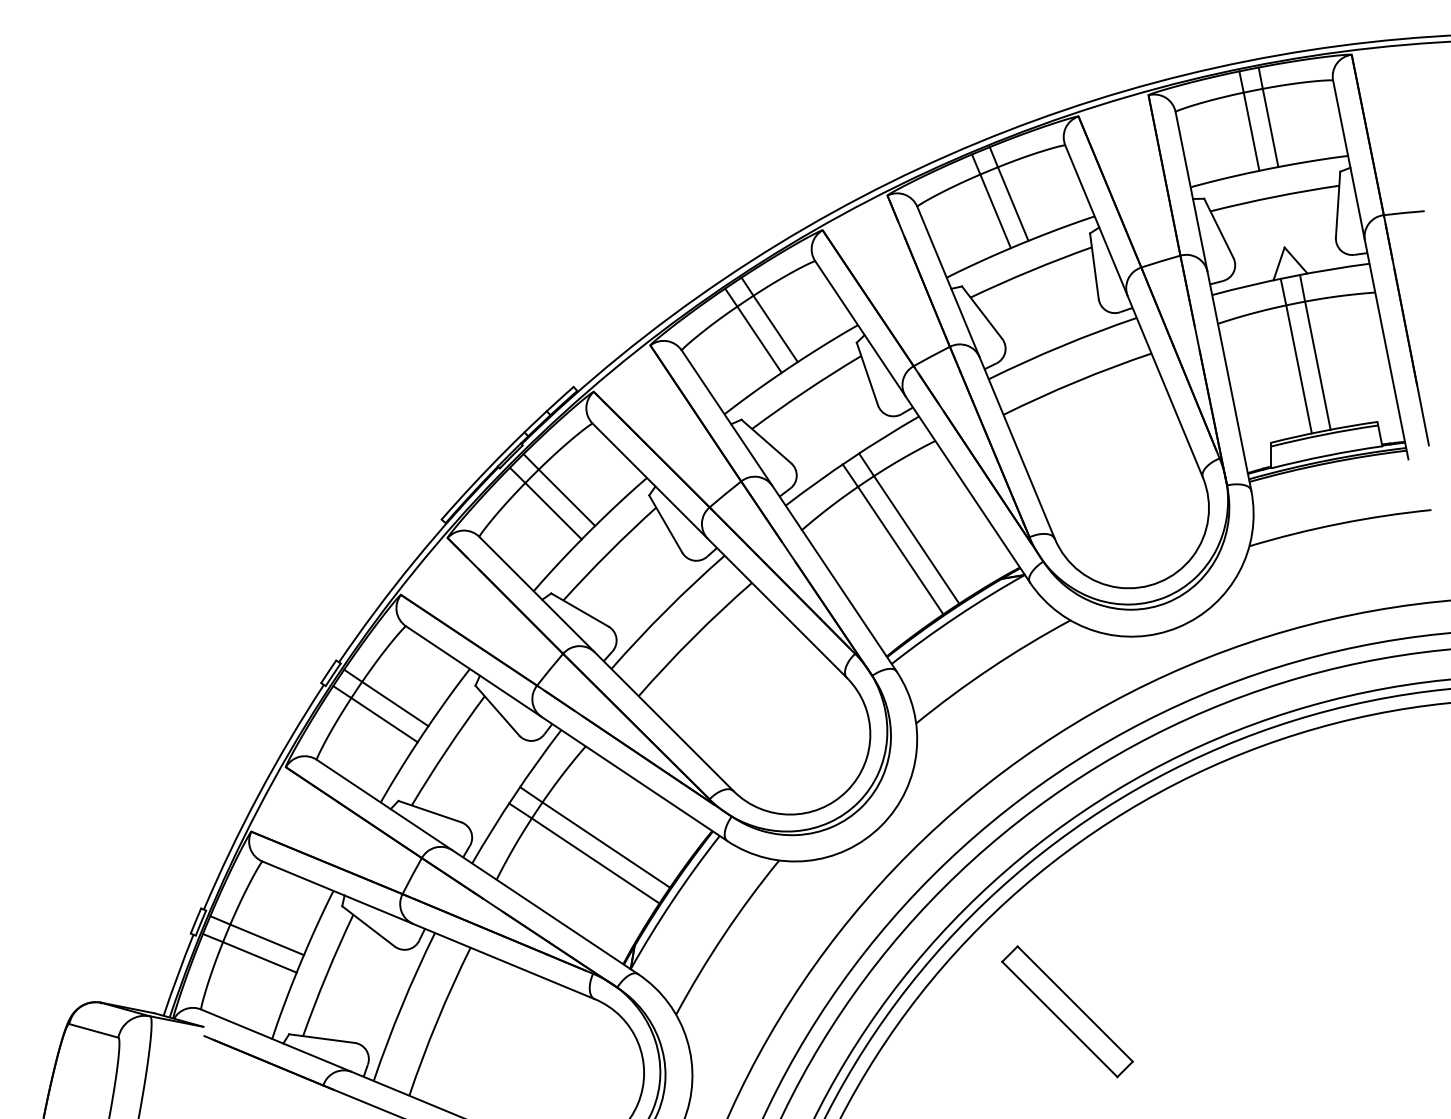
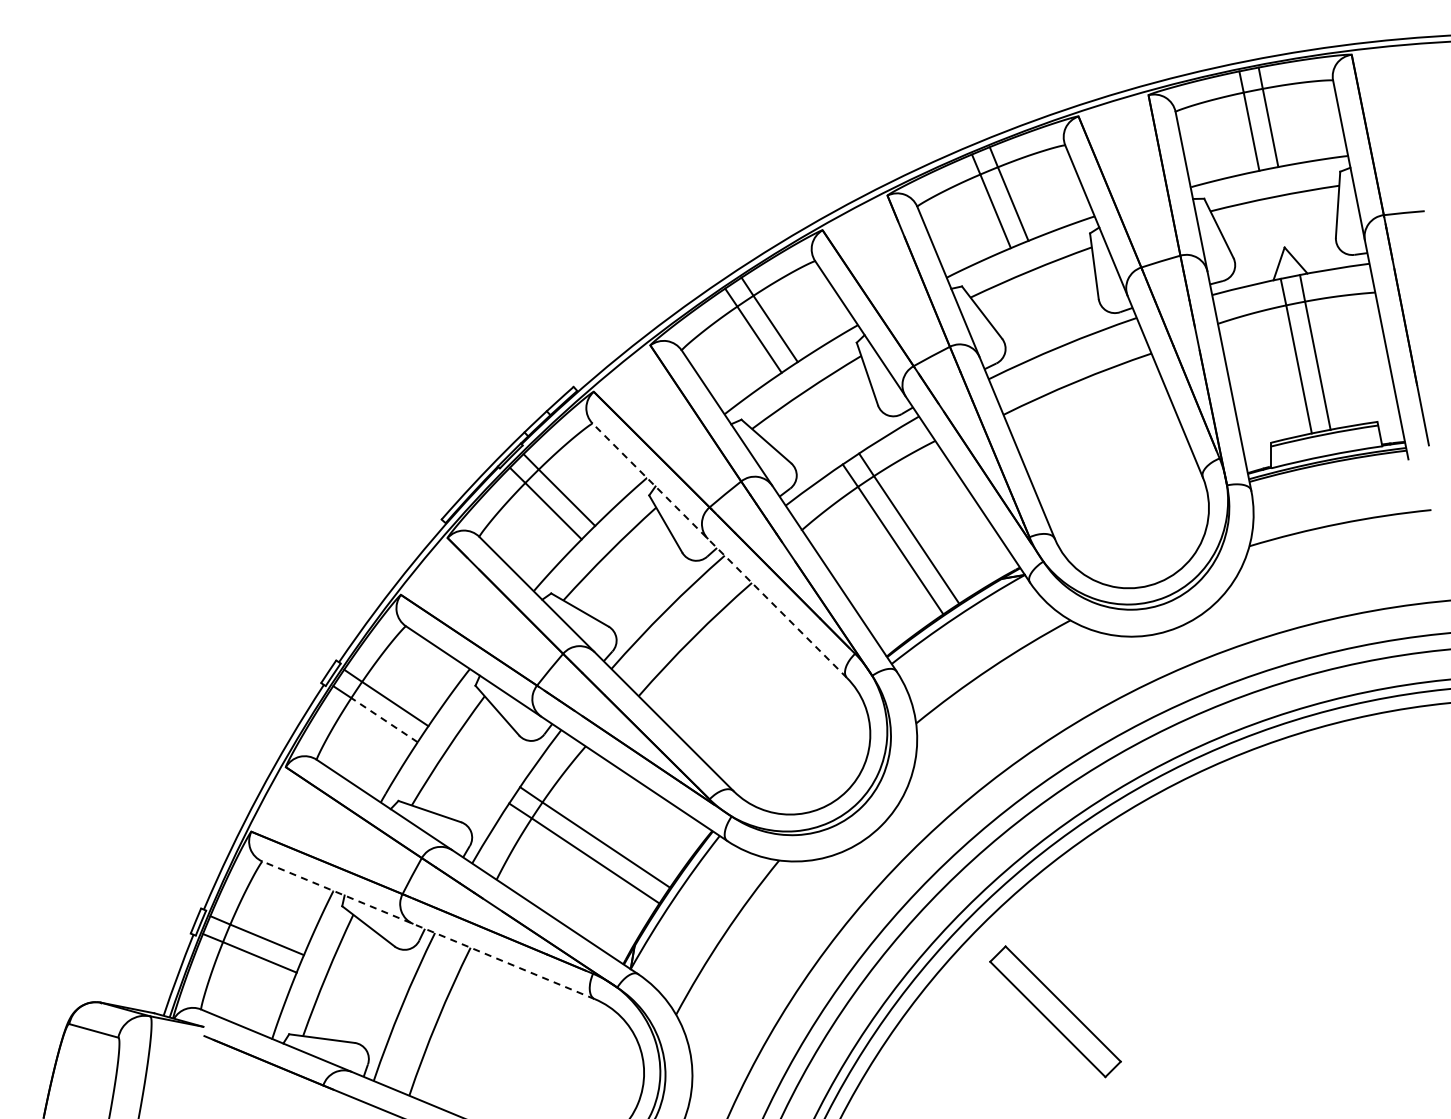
line: solid -> dashed (719, 550)
line: solid -> dashed (384, 720)
line: solid -> dashed (428, 930)
part position: (1067, 1011) -> (1055, 1011) (1055, 1011)
